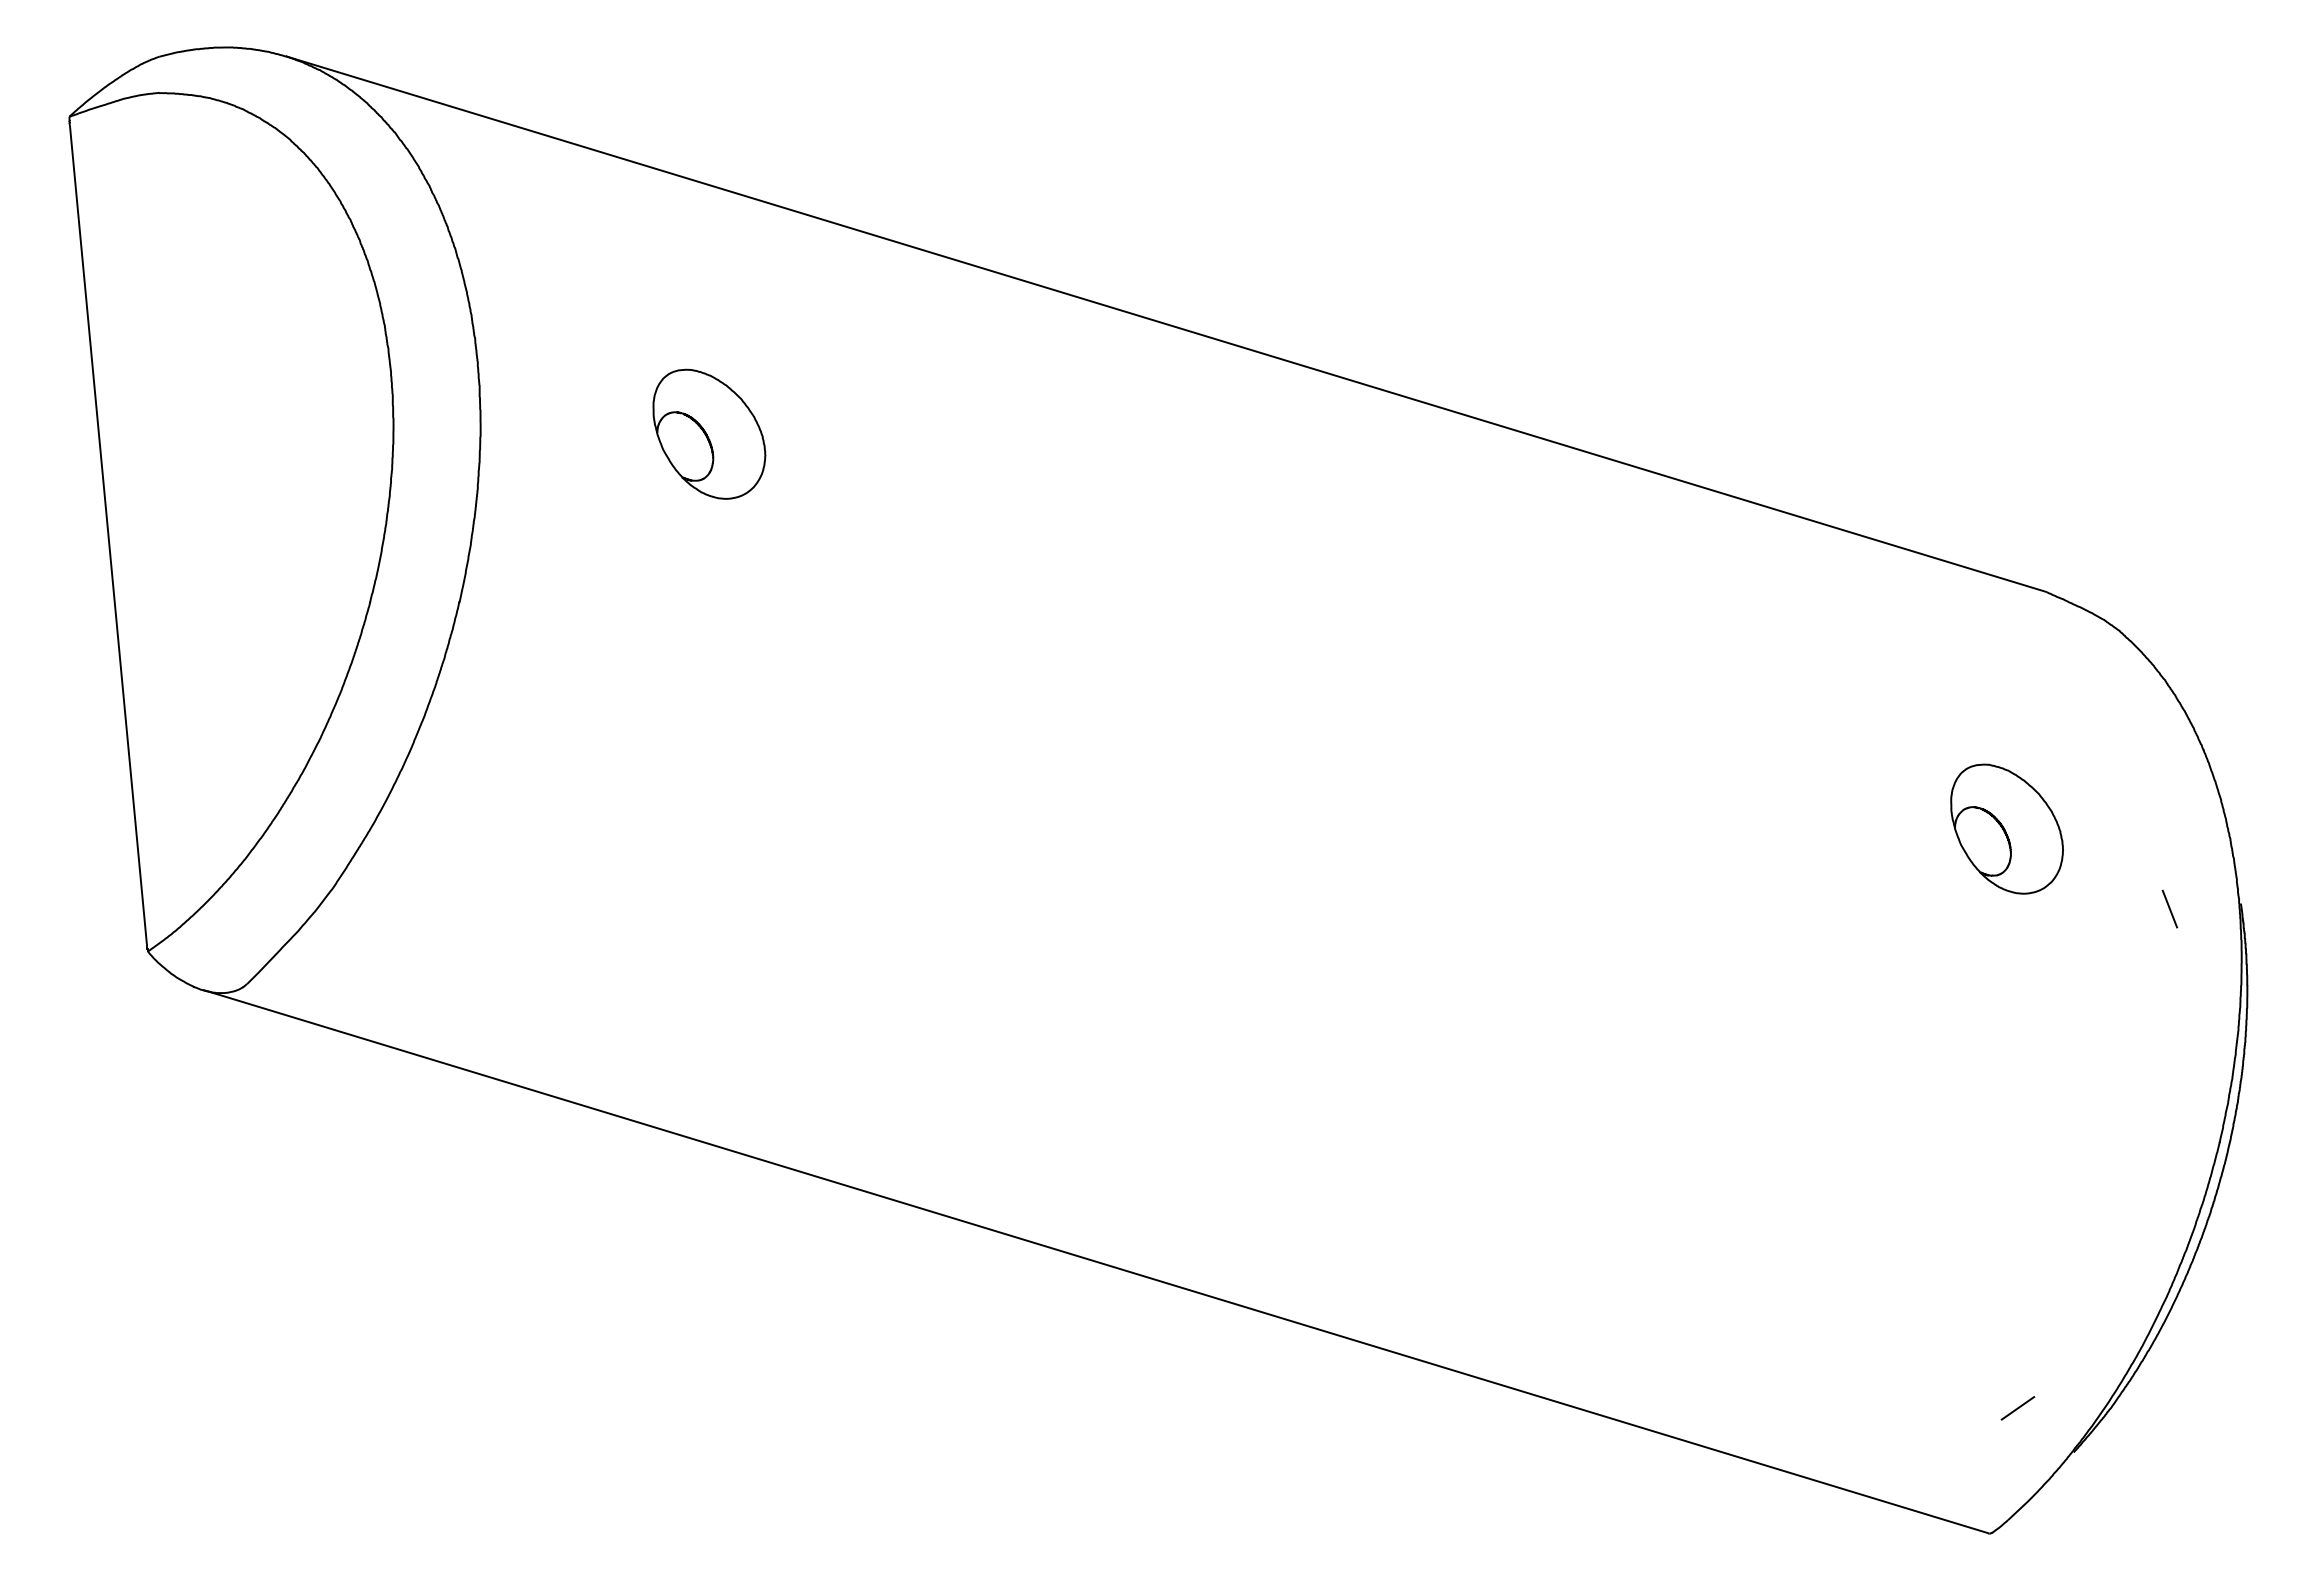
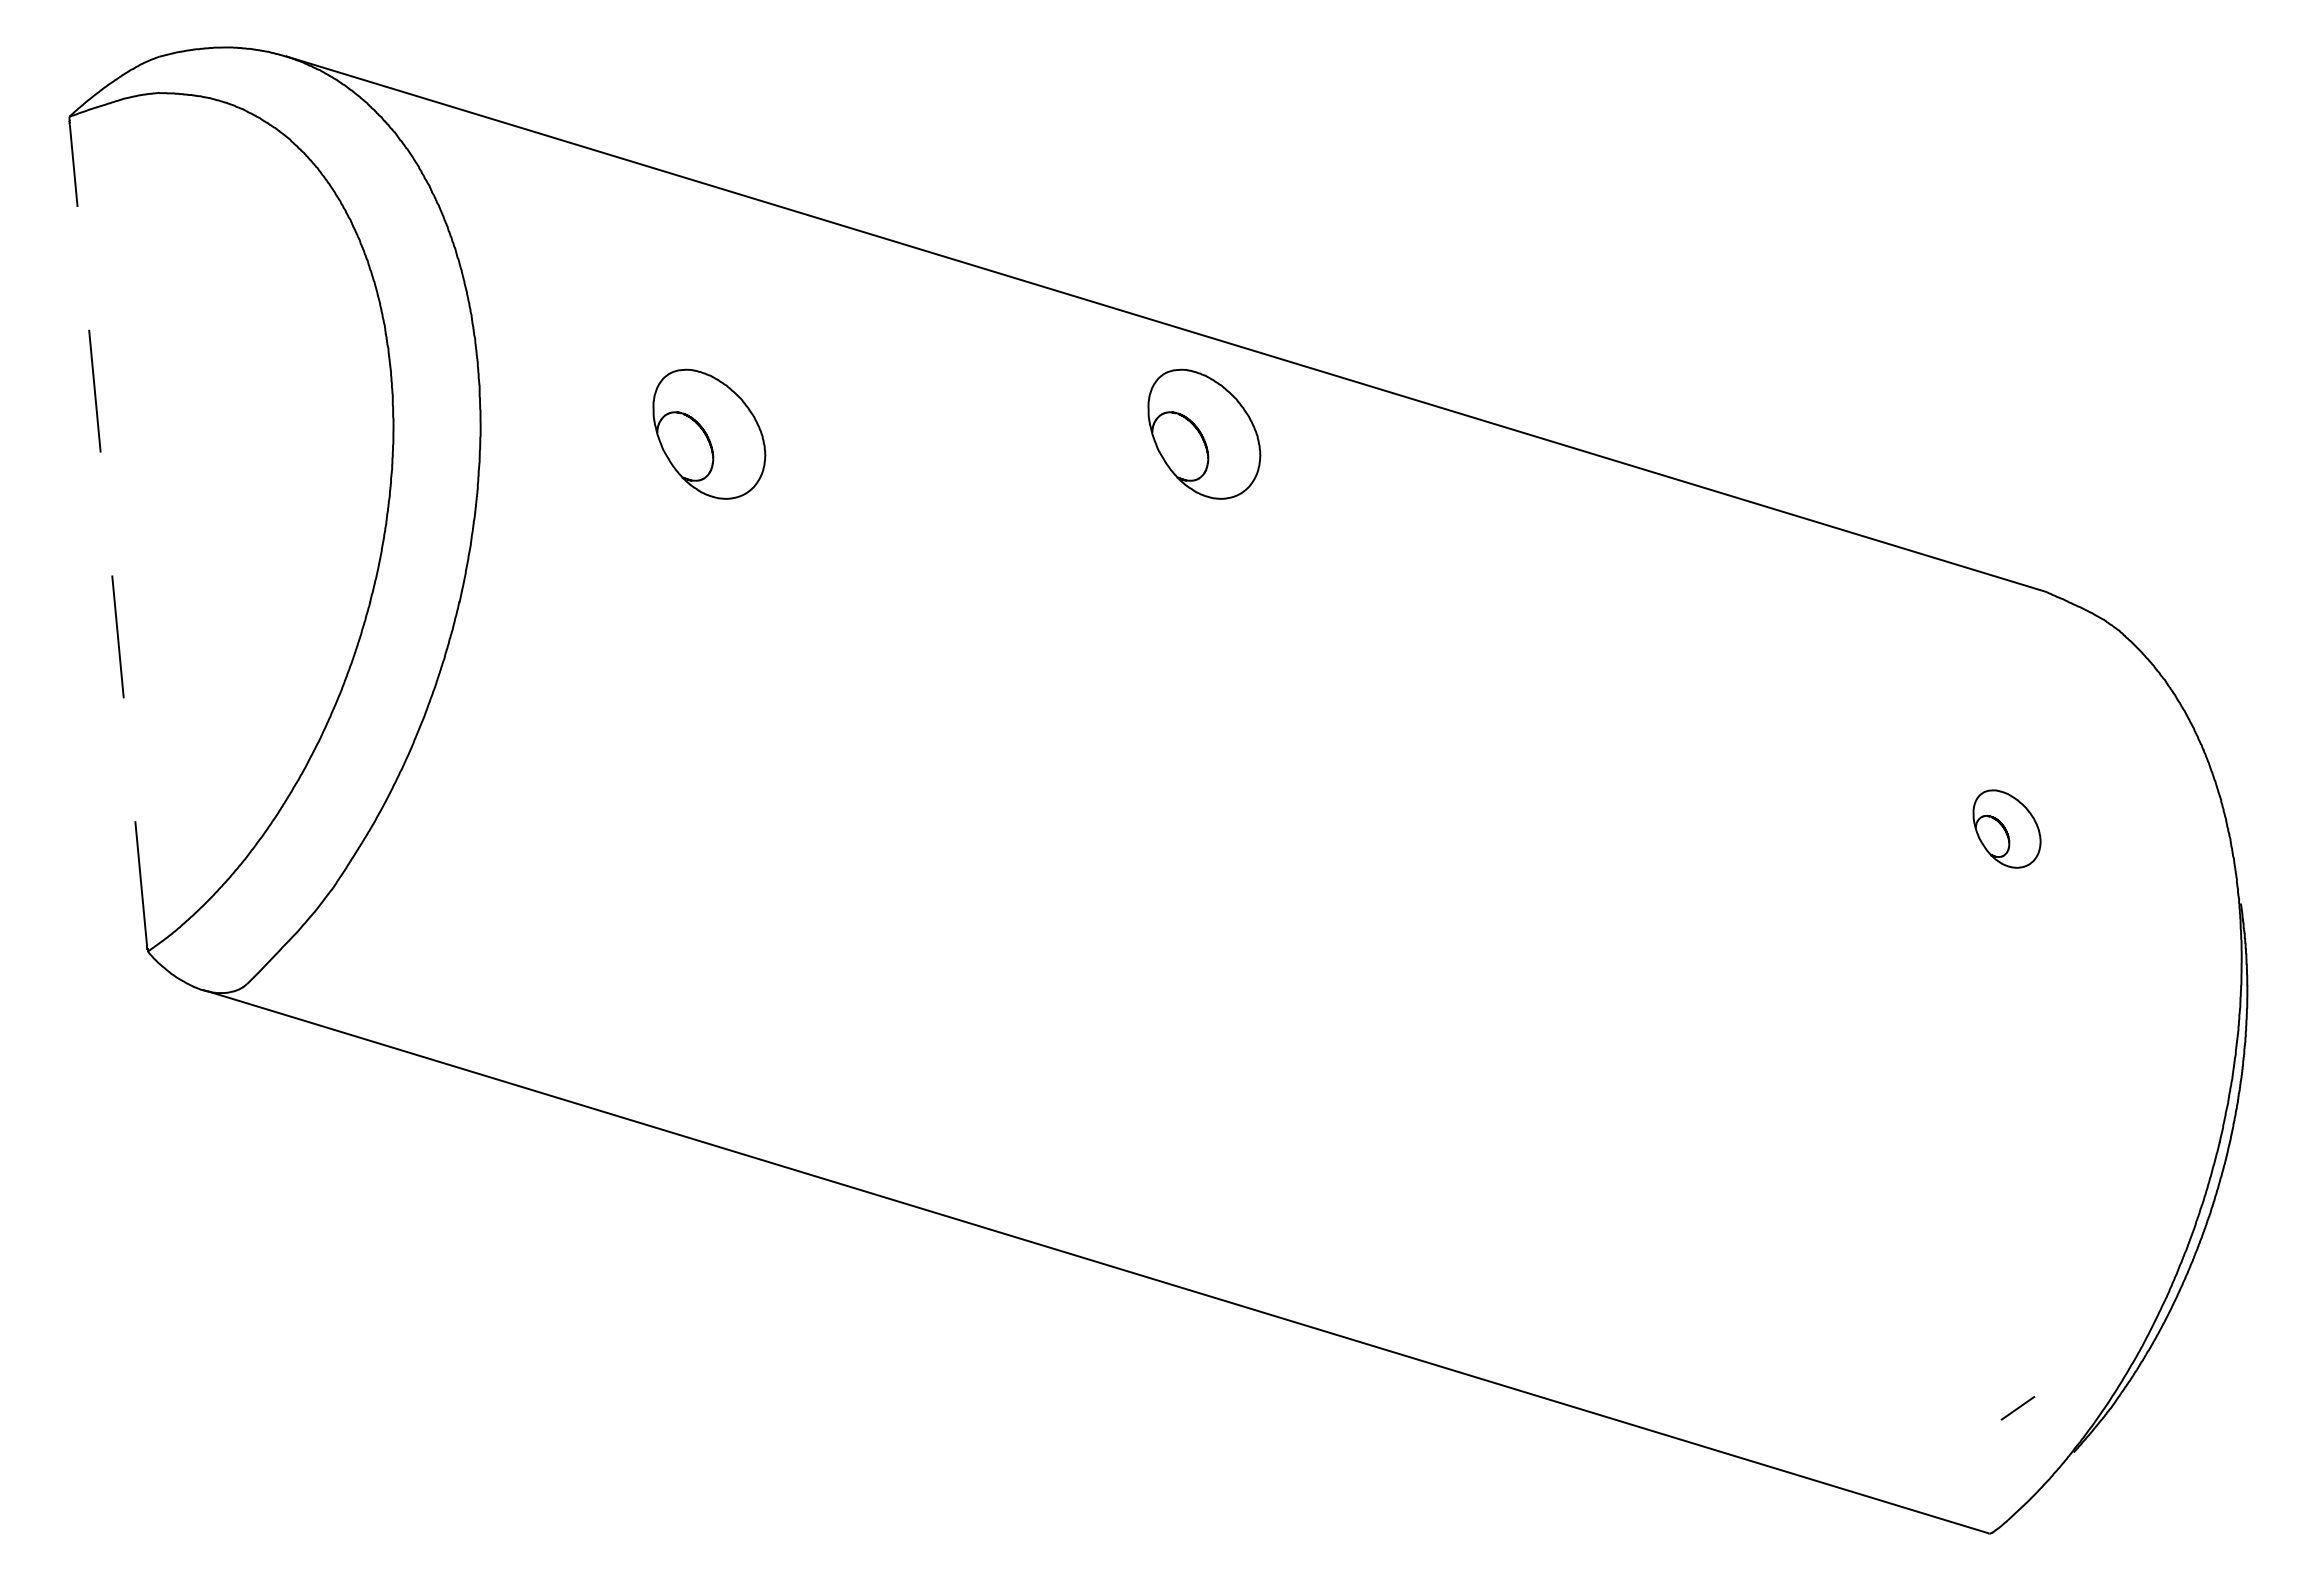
part: none -> present (1204, 433)
line: solid -> dashed (108, 533)
part size: 114x132 px -> 70x80 px (2006, 828)
line: present -> none (2169, 908)
